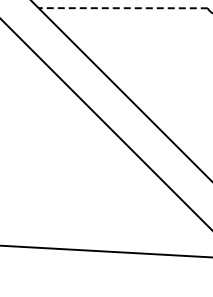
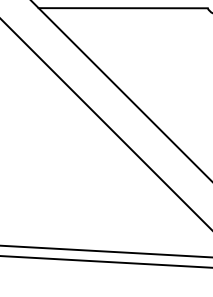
line: dashed -> solid (123, 8)
line: none -> present (105, 261)
